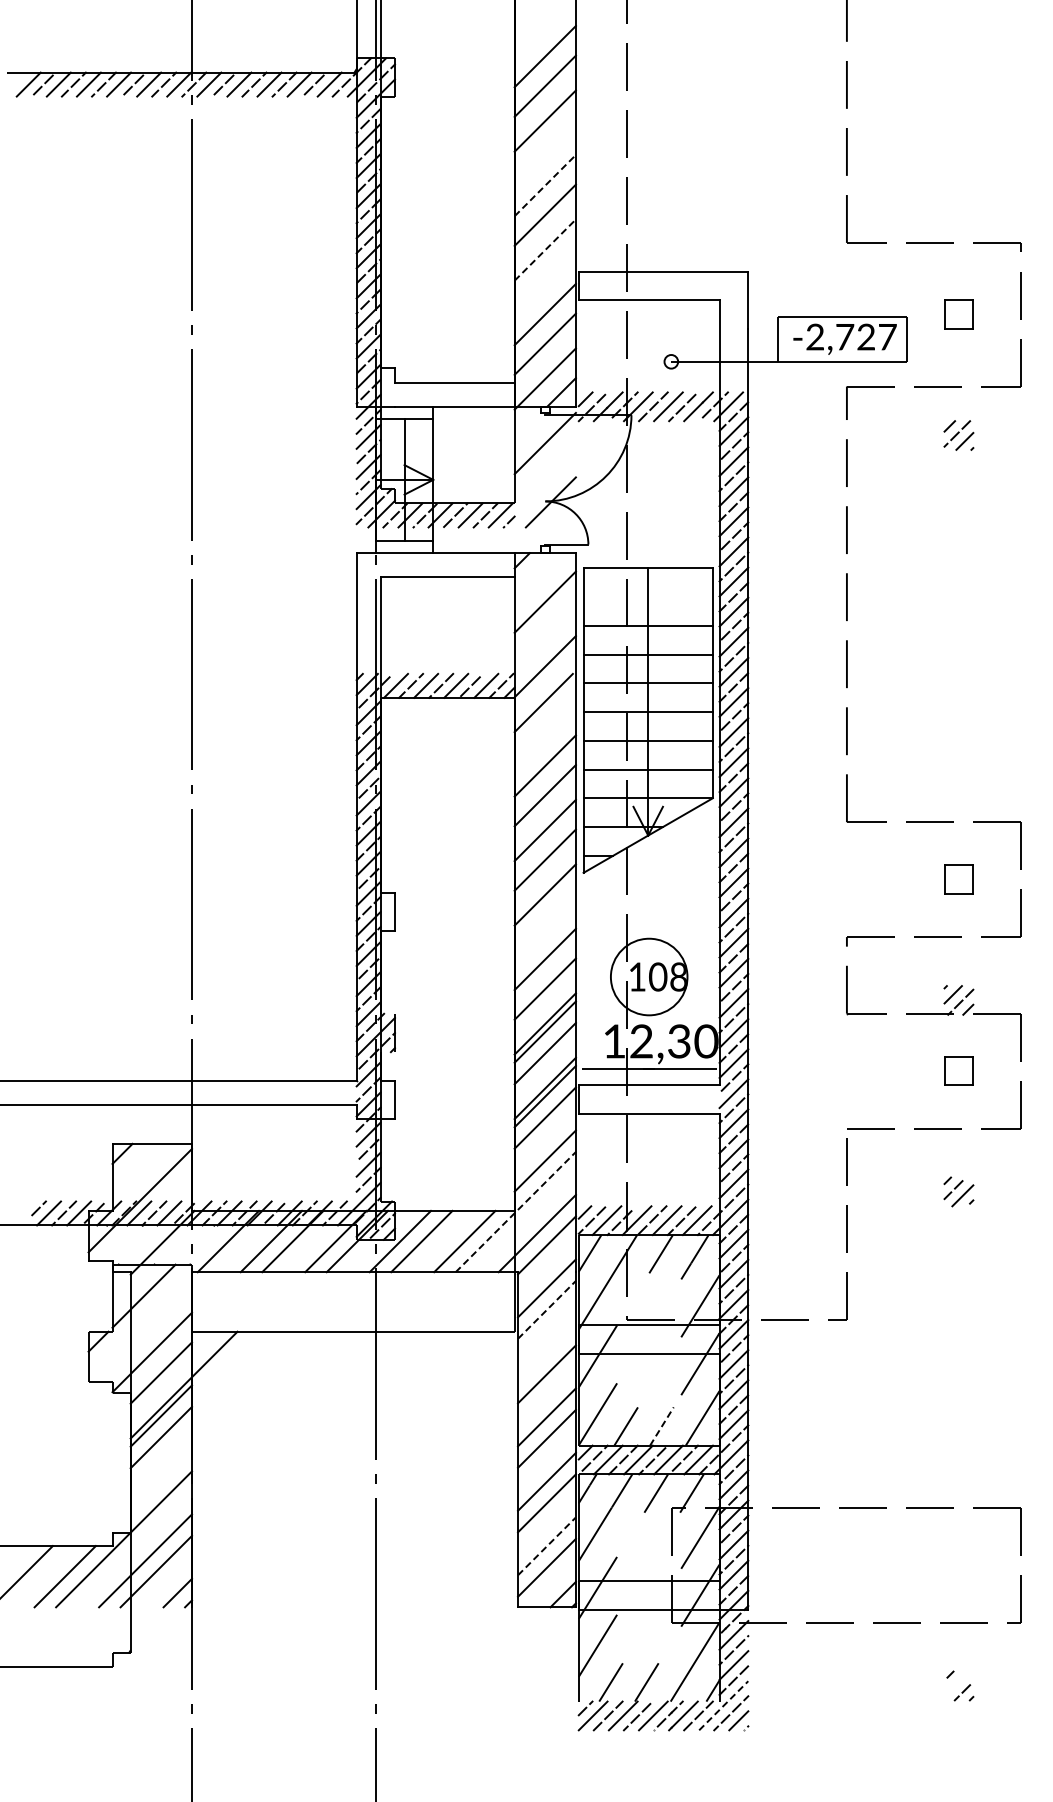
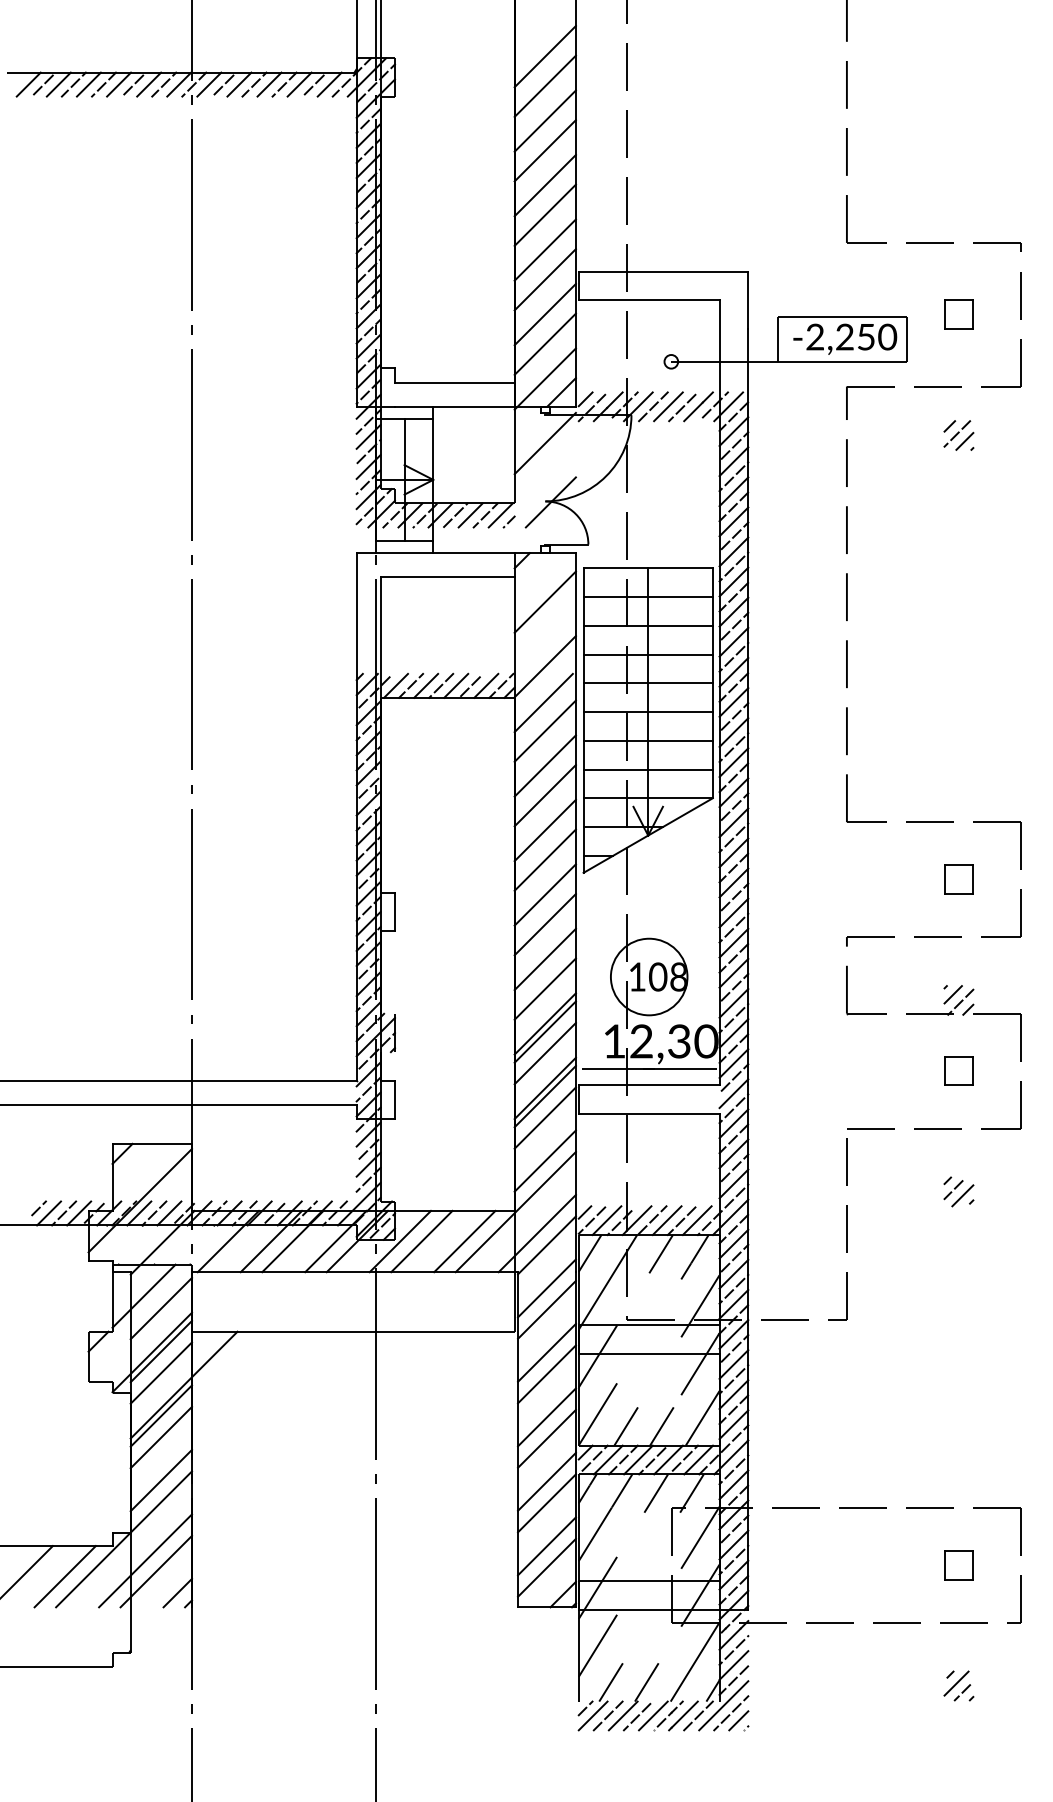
line: none -> present (544, 150)
line: dashed -> solid (545, 185)
line: dashed -> solid (545, 249)
line: none -> present (544, 279)
text: -2,727 -> -2,250 (866, 336)
line: none -> present (647, 597)
line: none -> present (544, 730)
line: none -> present (544, 924)
line: dashed -> solid (516, 1211)
line: none -> present (161, 1308)
line: dashed -> solid (546, 1309)
line: none -> present (161, 1351)
line: none -> present (546, 1352)
line: dashed -> solid (661, 1426)
line: none -> present (161, 1480)
line: dashed -> solid (546, 1546)
part: none -> present (958, 1565)
line: none -> present (956, 1683)
line: dashed -> solid (723, 1705)
